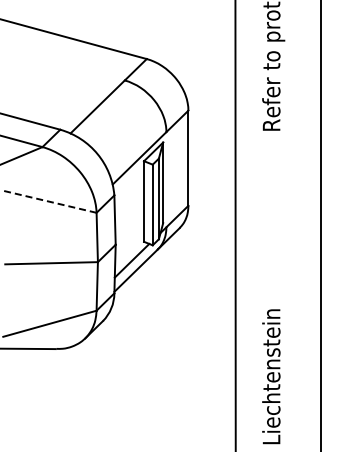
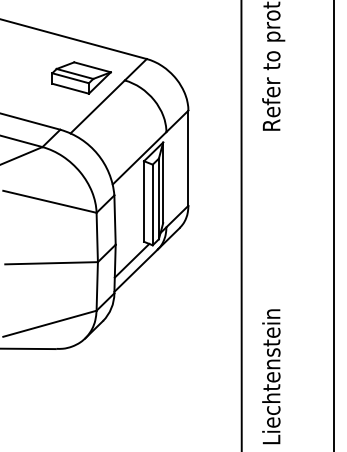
part: none -> present (81, 77)
line: dashed -> solid (49, 201)
line position: (235, 225) -> (241, 225) (241, 225)
line position: (321, 225) -> (334, 225) (334, 225)
